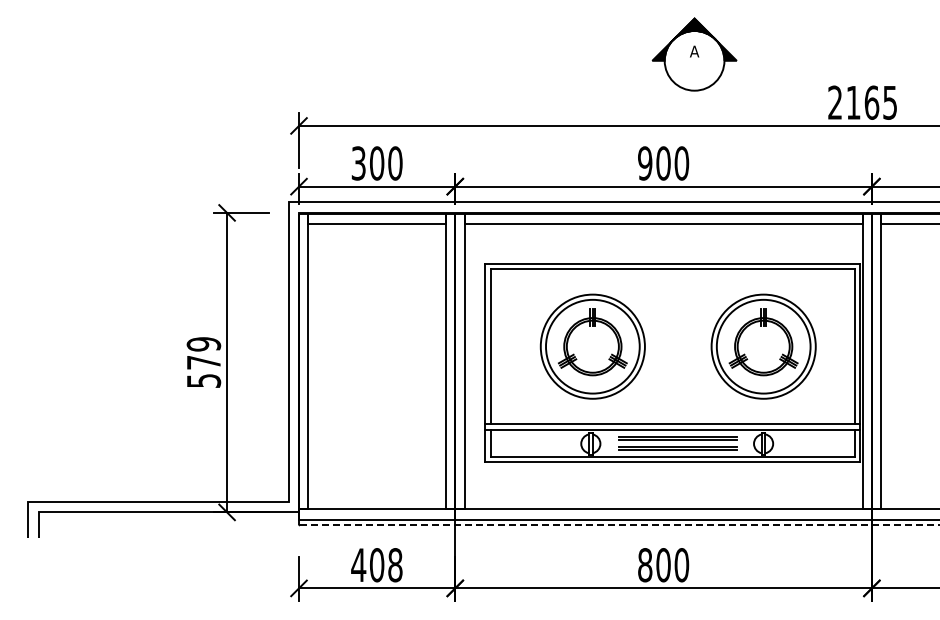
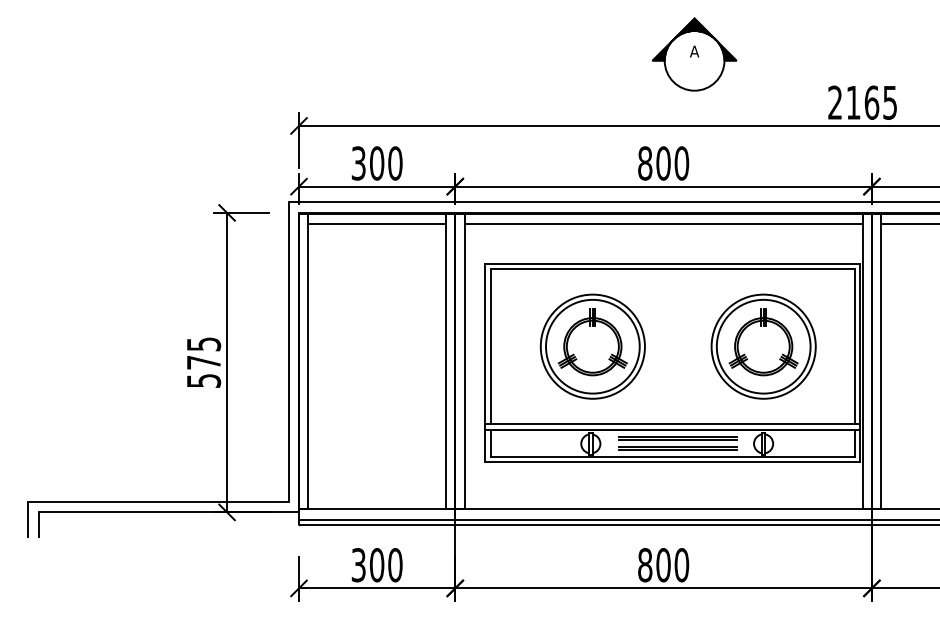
text: 900 -> 800 (645, 163)
text: 579 -> 575 (203, 344)
line: dashed -> solid (619, 525)
text: 408 -> 300 (376, 565)
